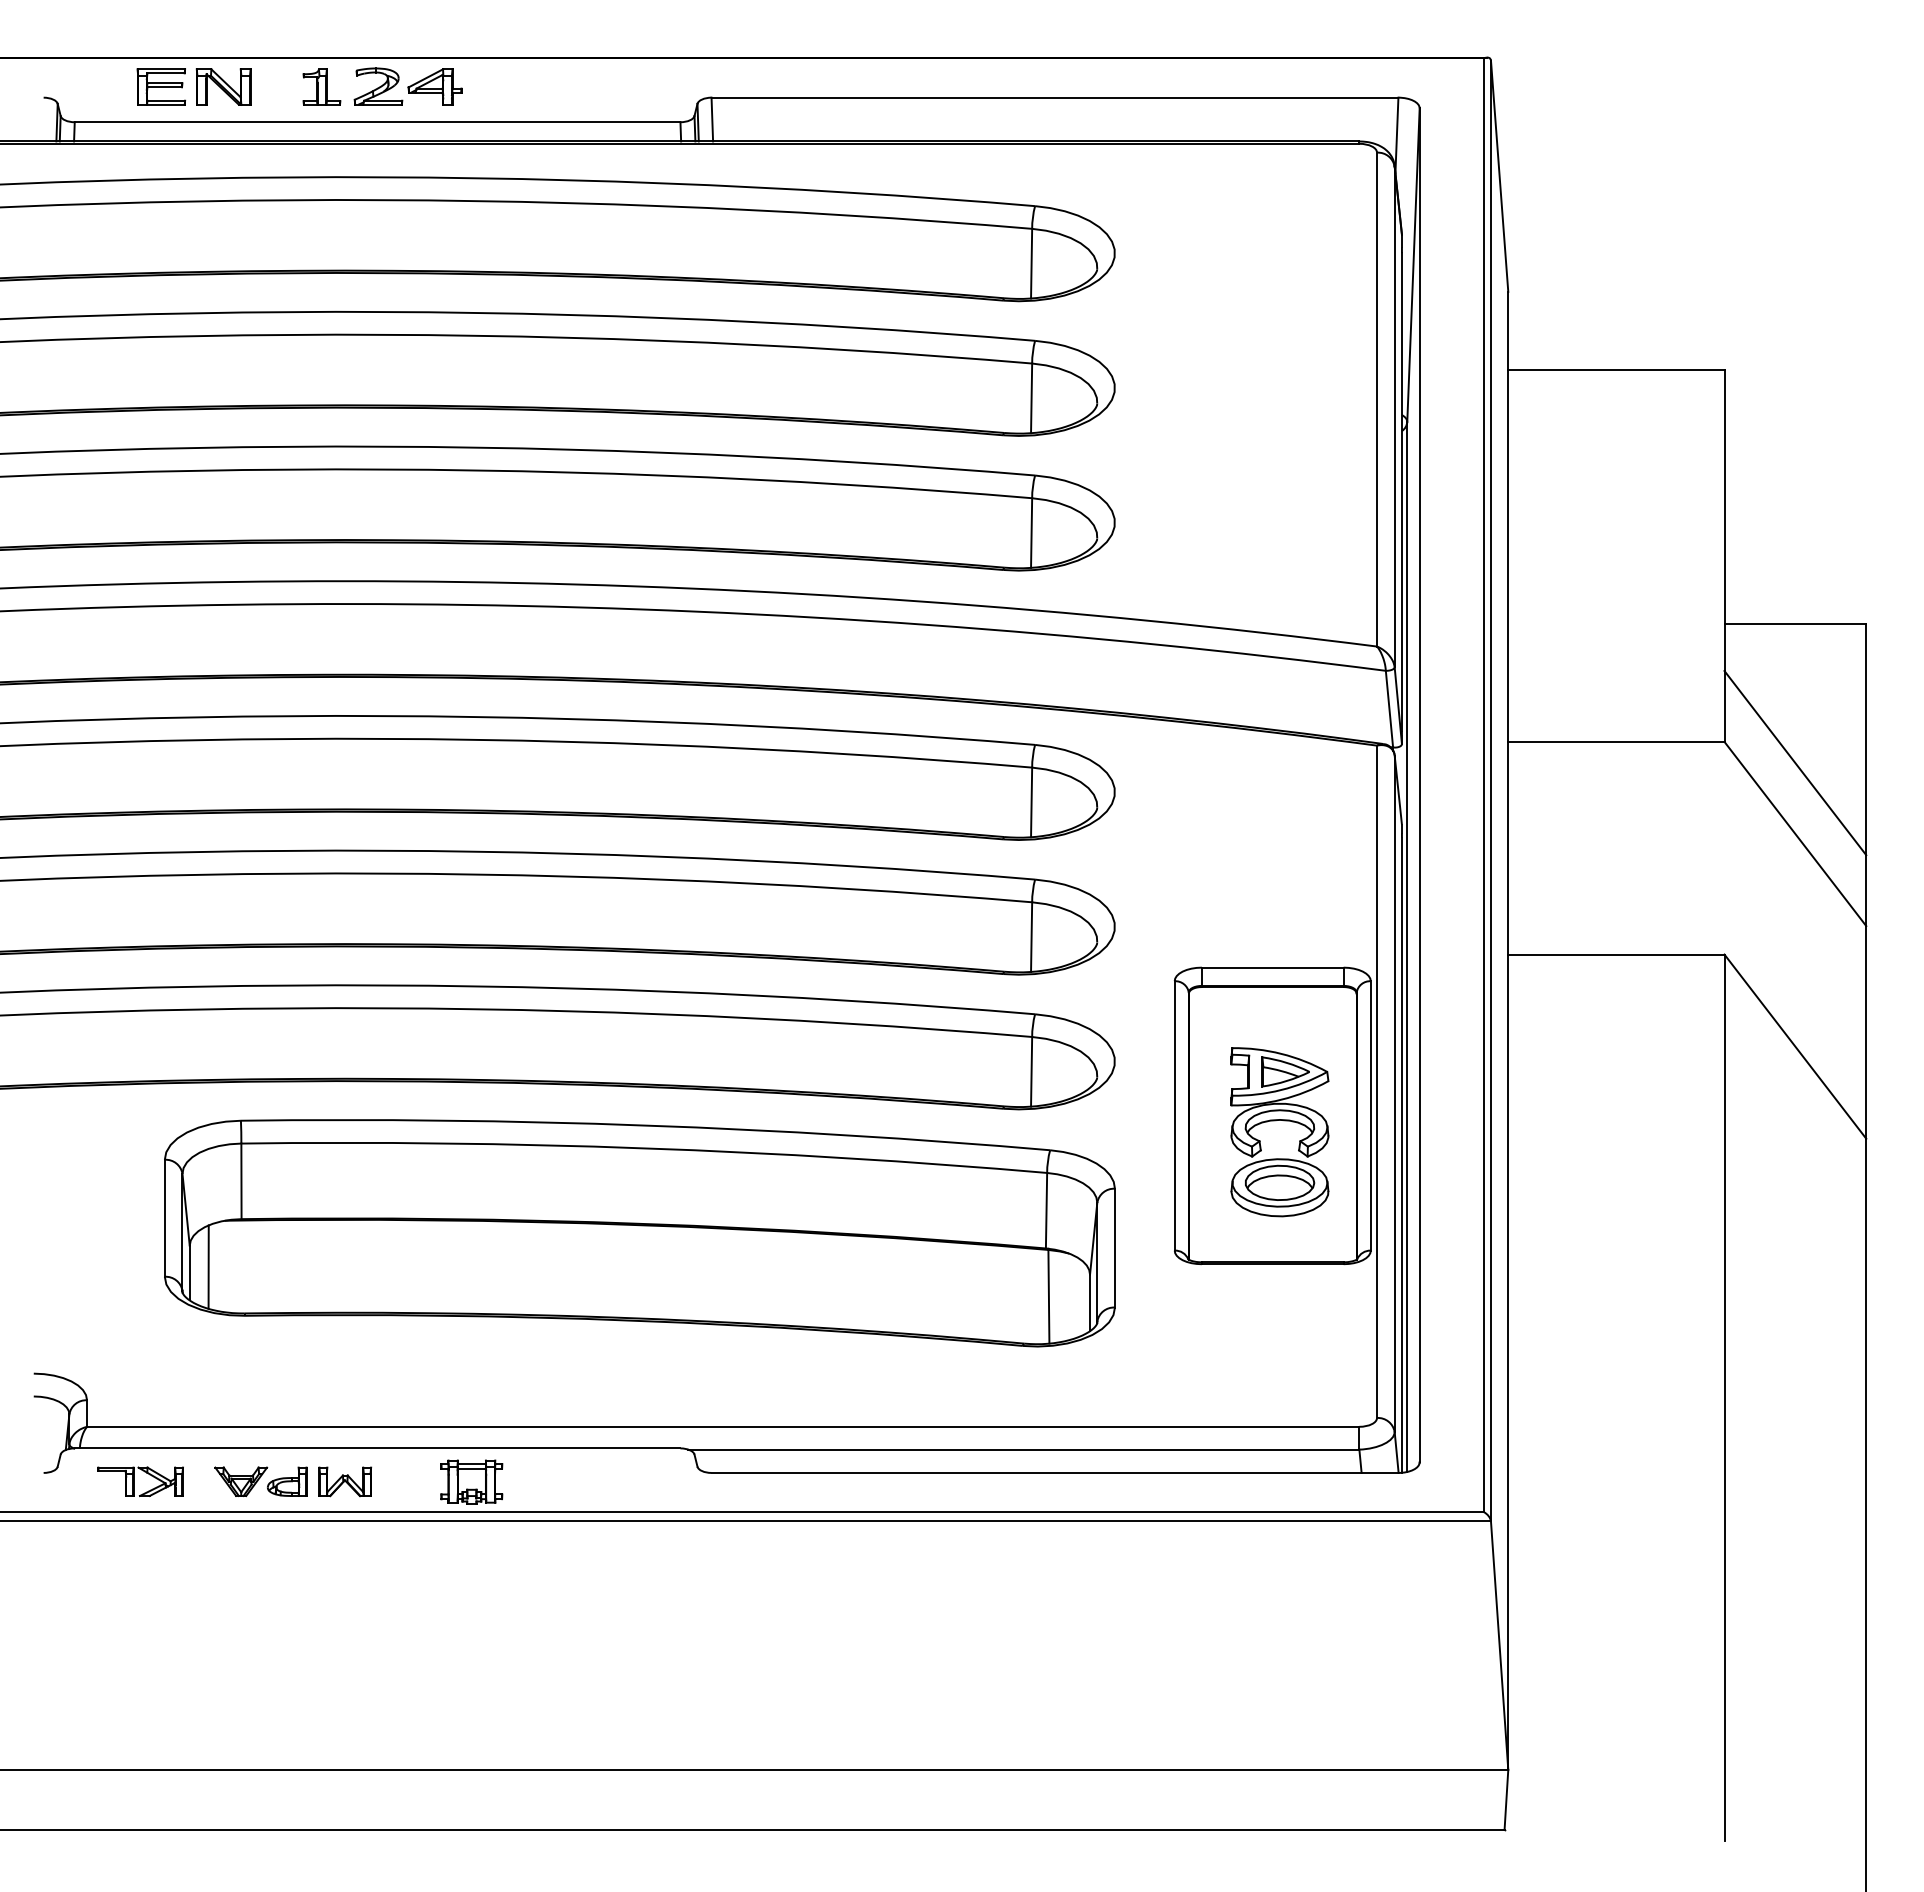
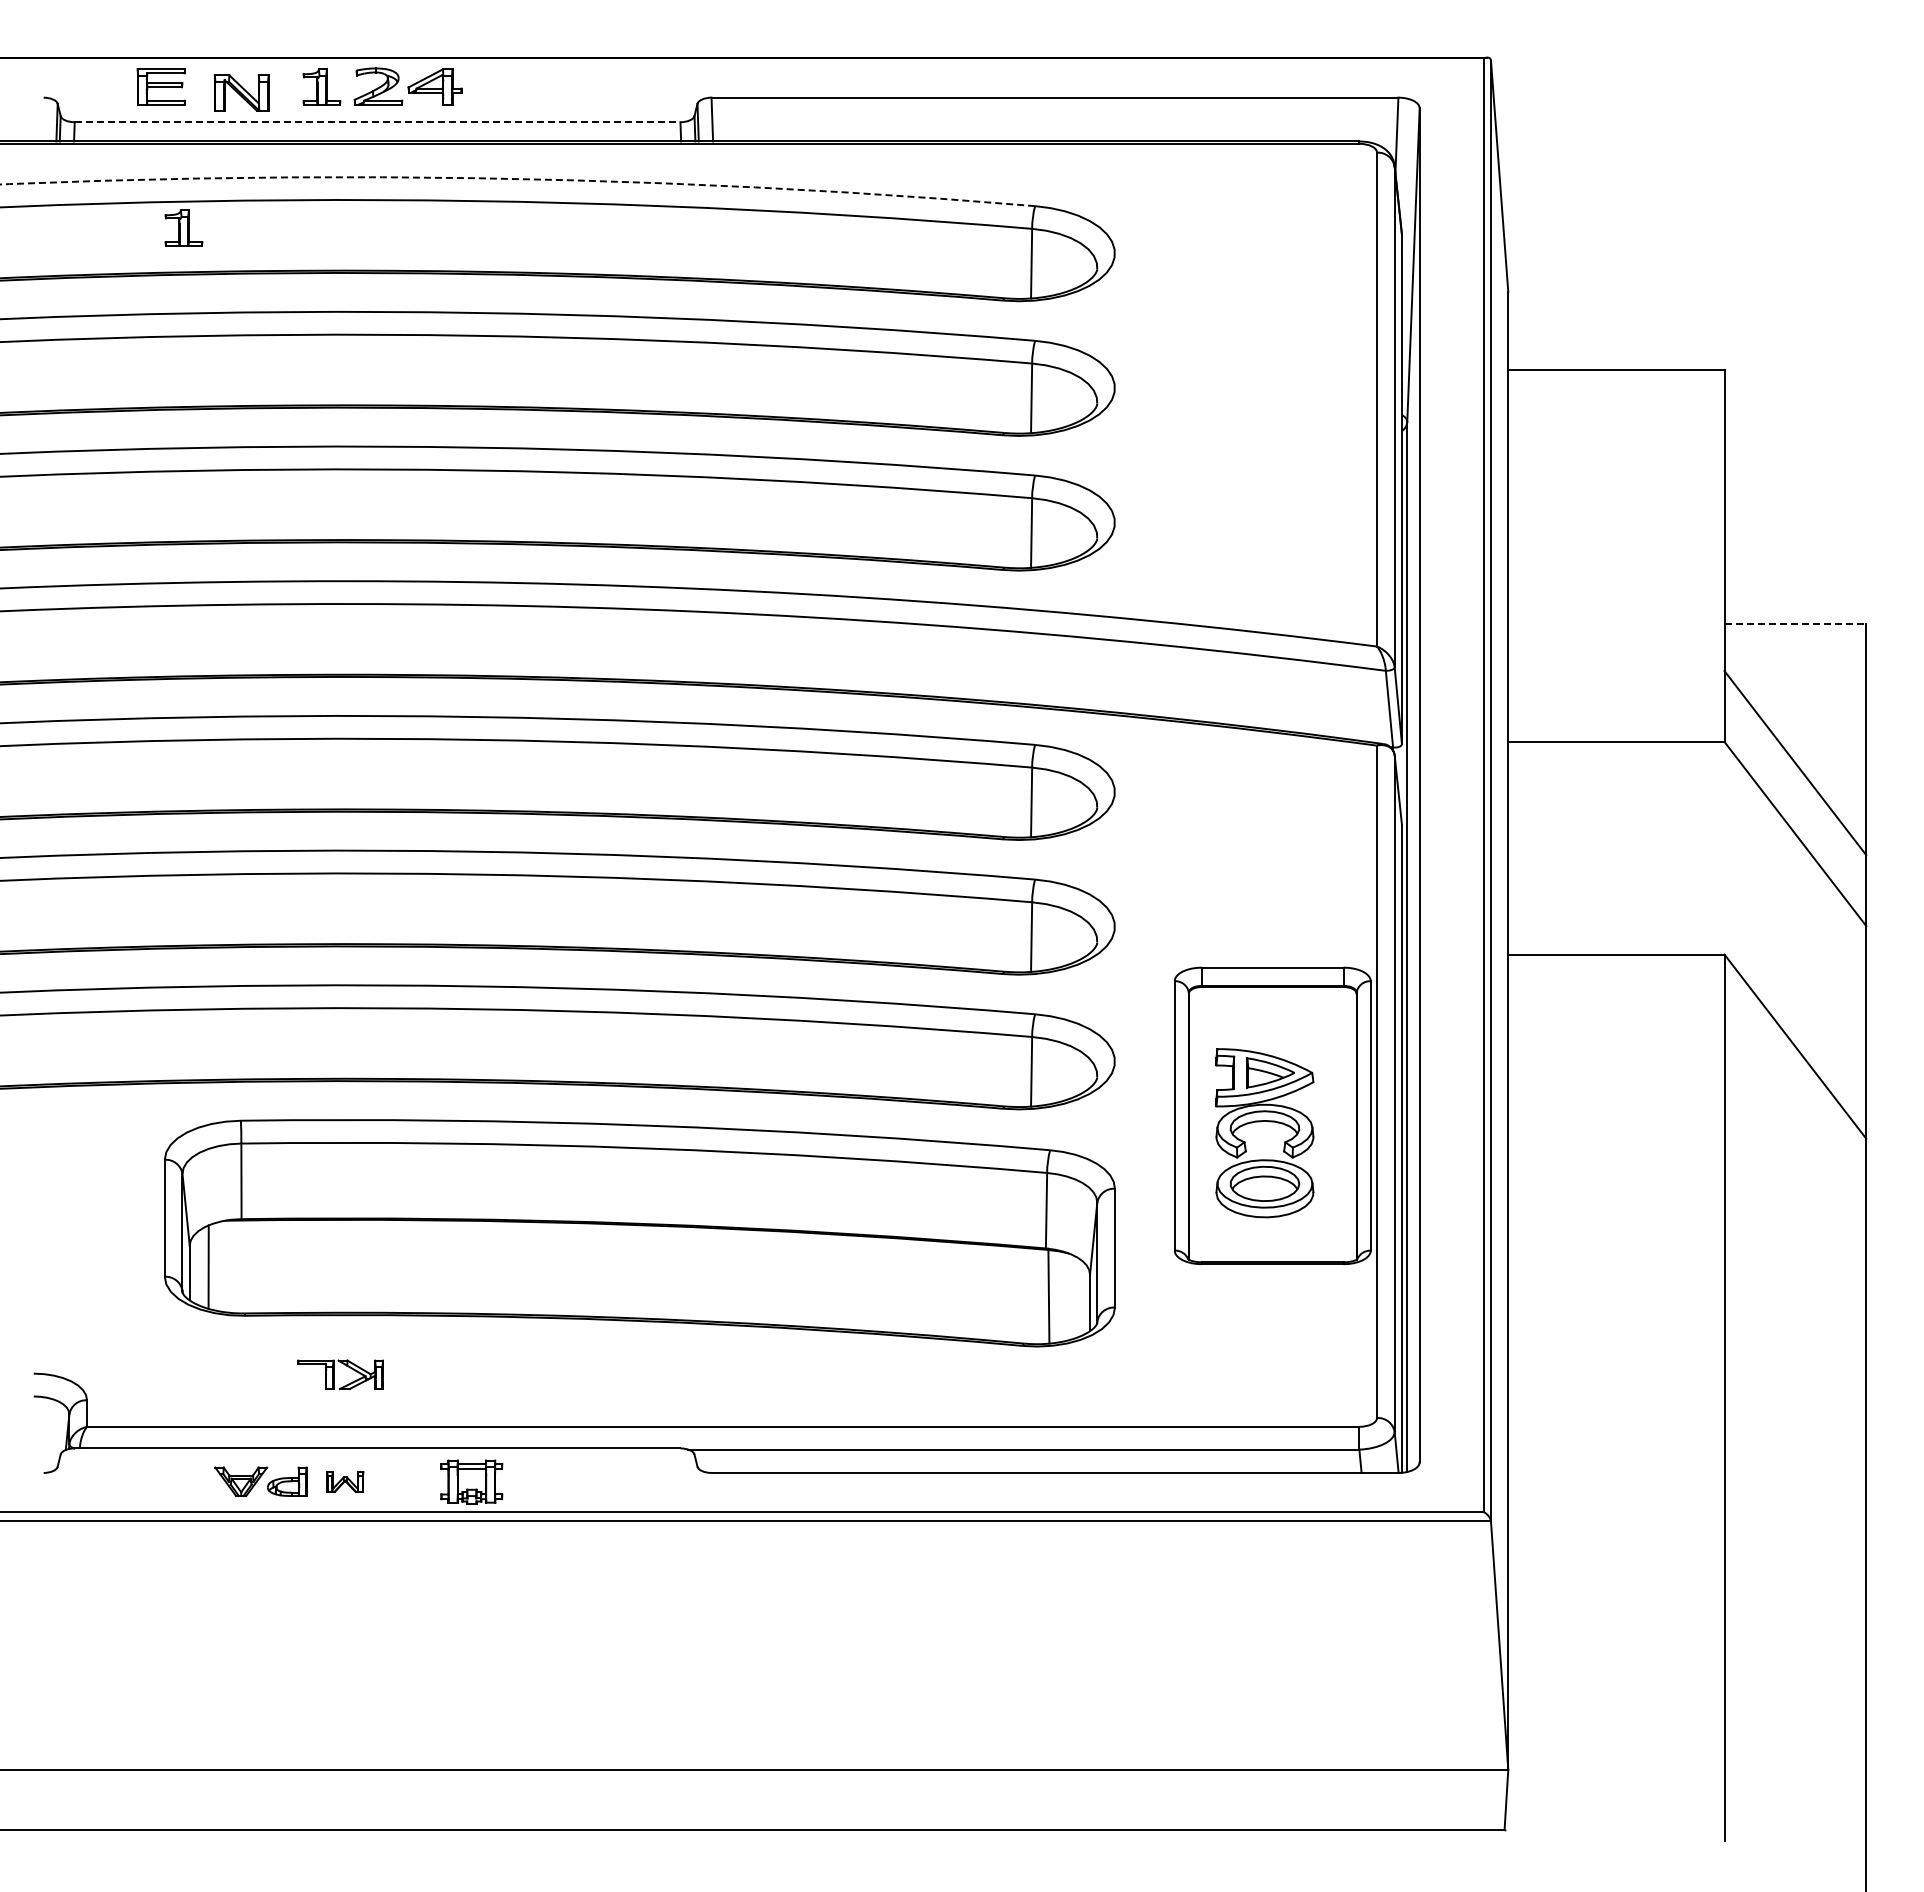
part position: (223, 86) -> (241, 92) (241, 92)
line: solid -> dashed (377, 122)
arc: solid -> dashed (517, 179)
part: none -> present (183, 227)
line: solid -> dashed (1795, 623)
part position: (1275, 1121) -> (1260, 1122) (1260, 1122)
part position: (140, 1481) -> (340, 1374) (340, 1374)
part size: 55x32 px -> 39x22 px (345, 1481)
